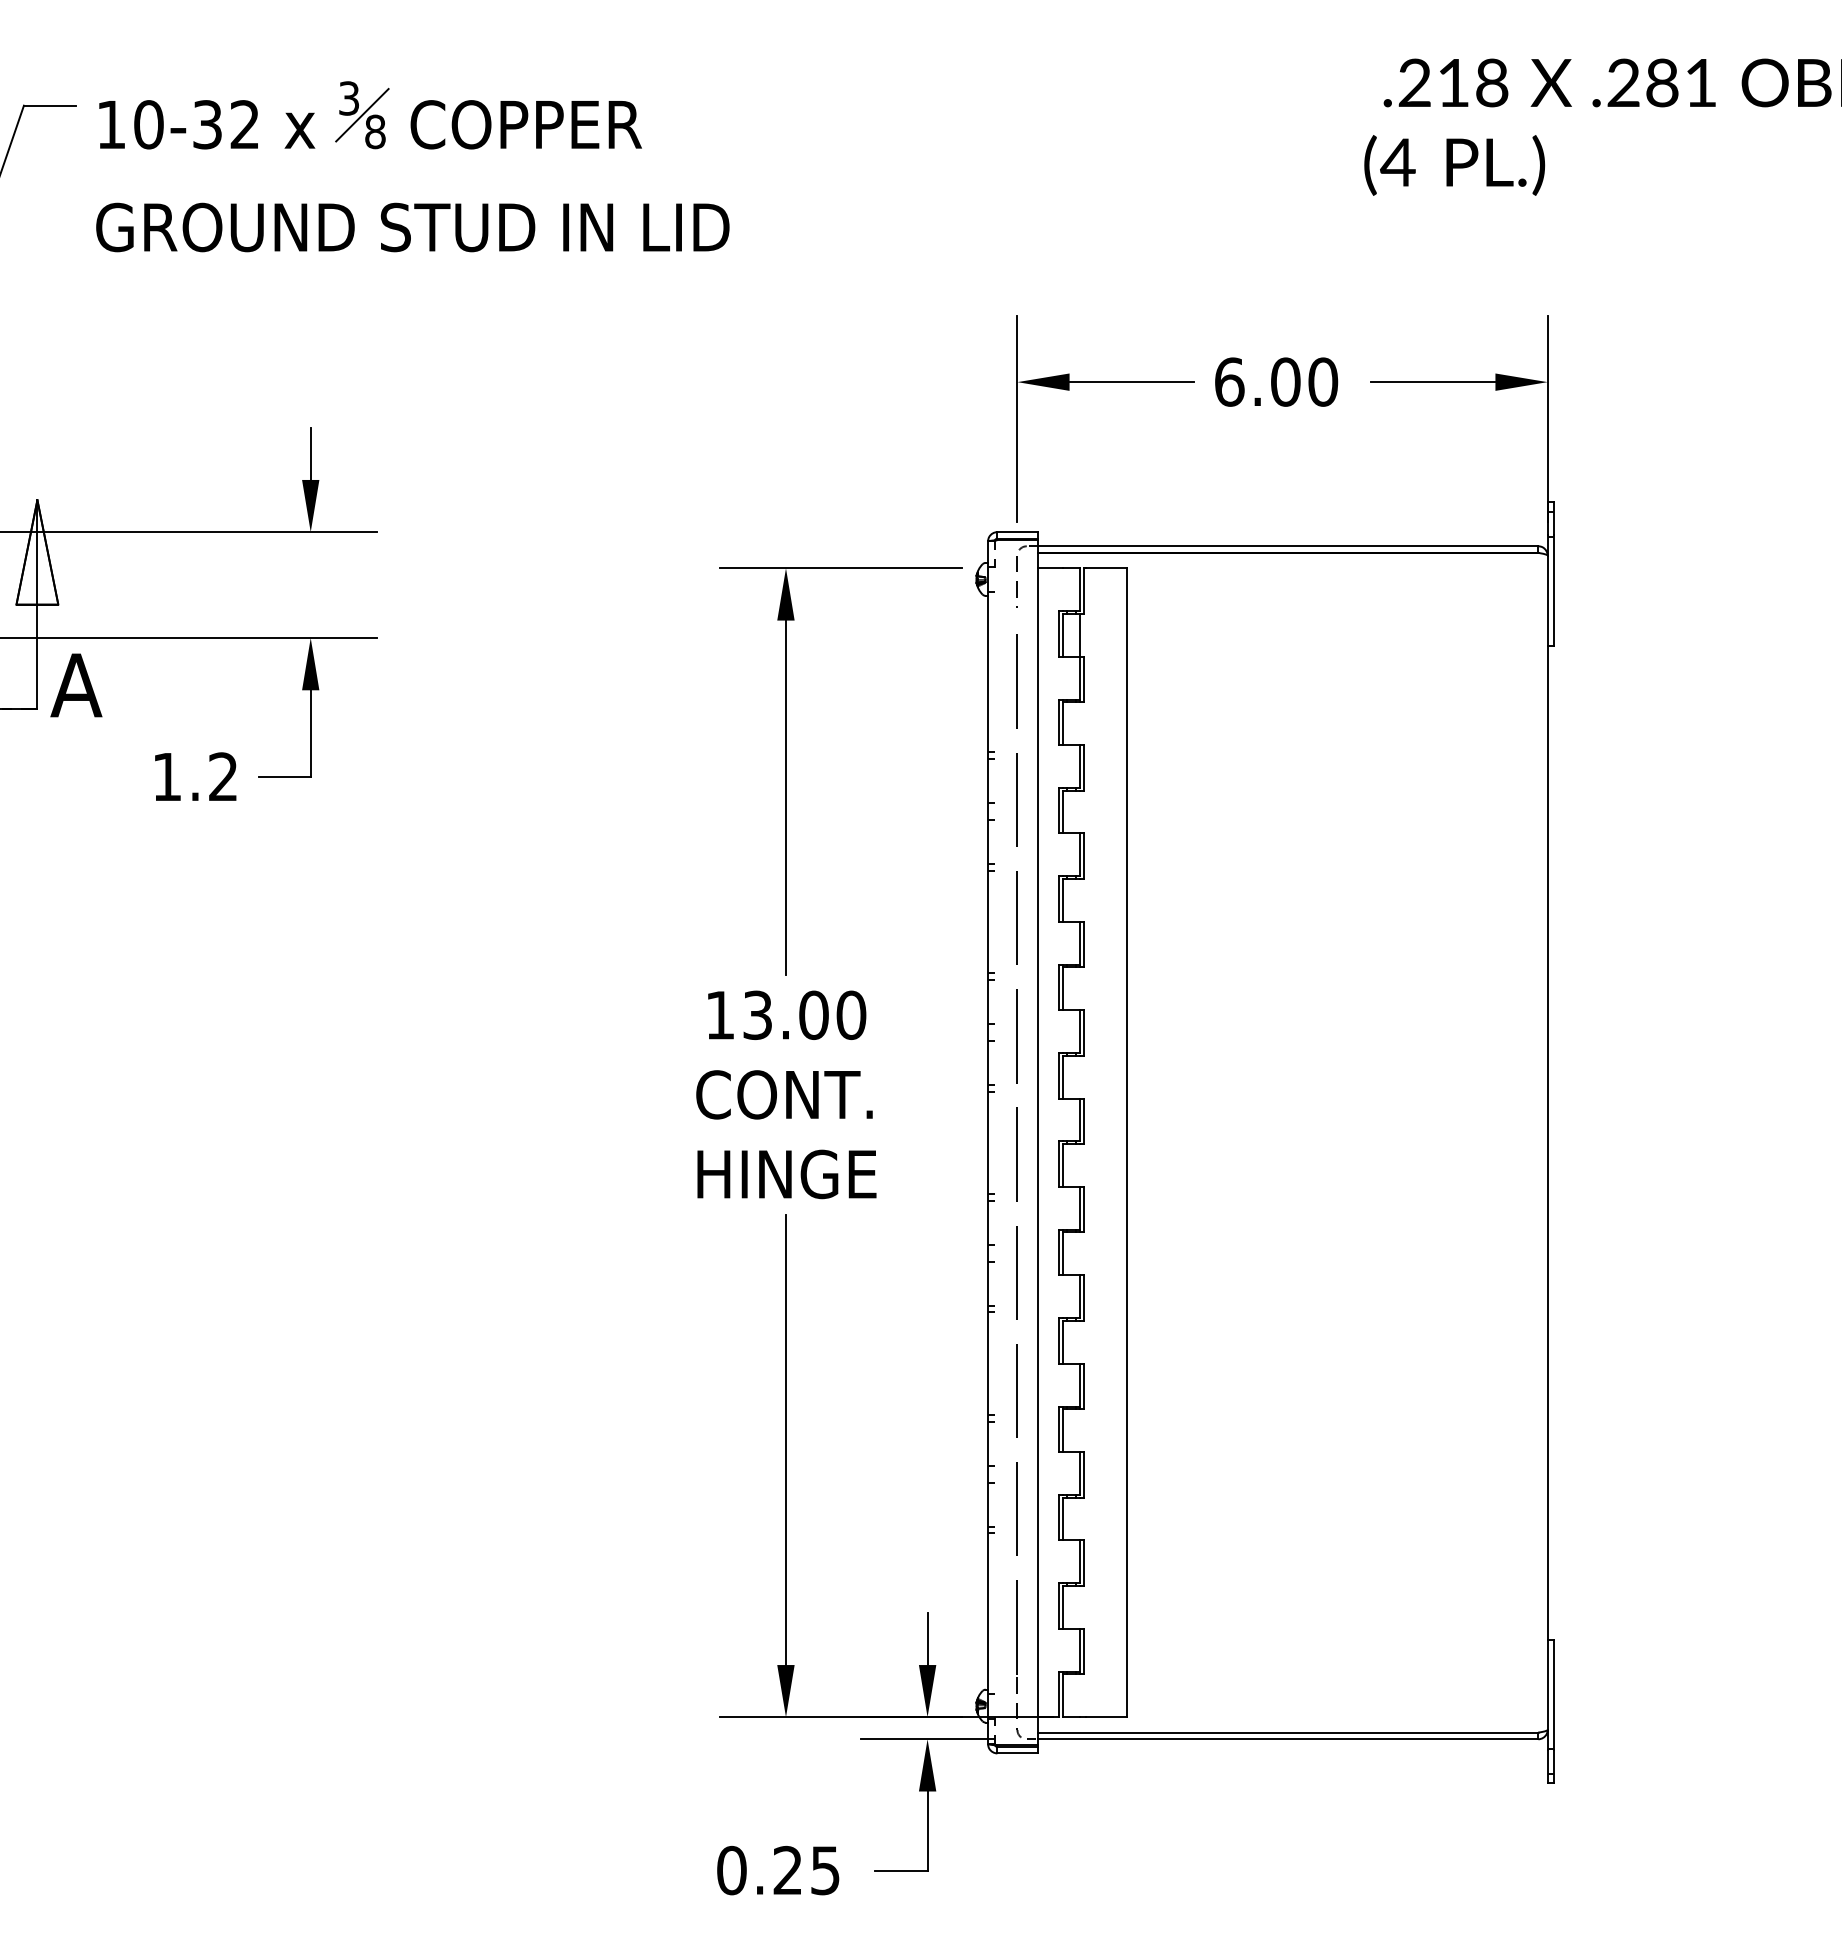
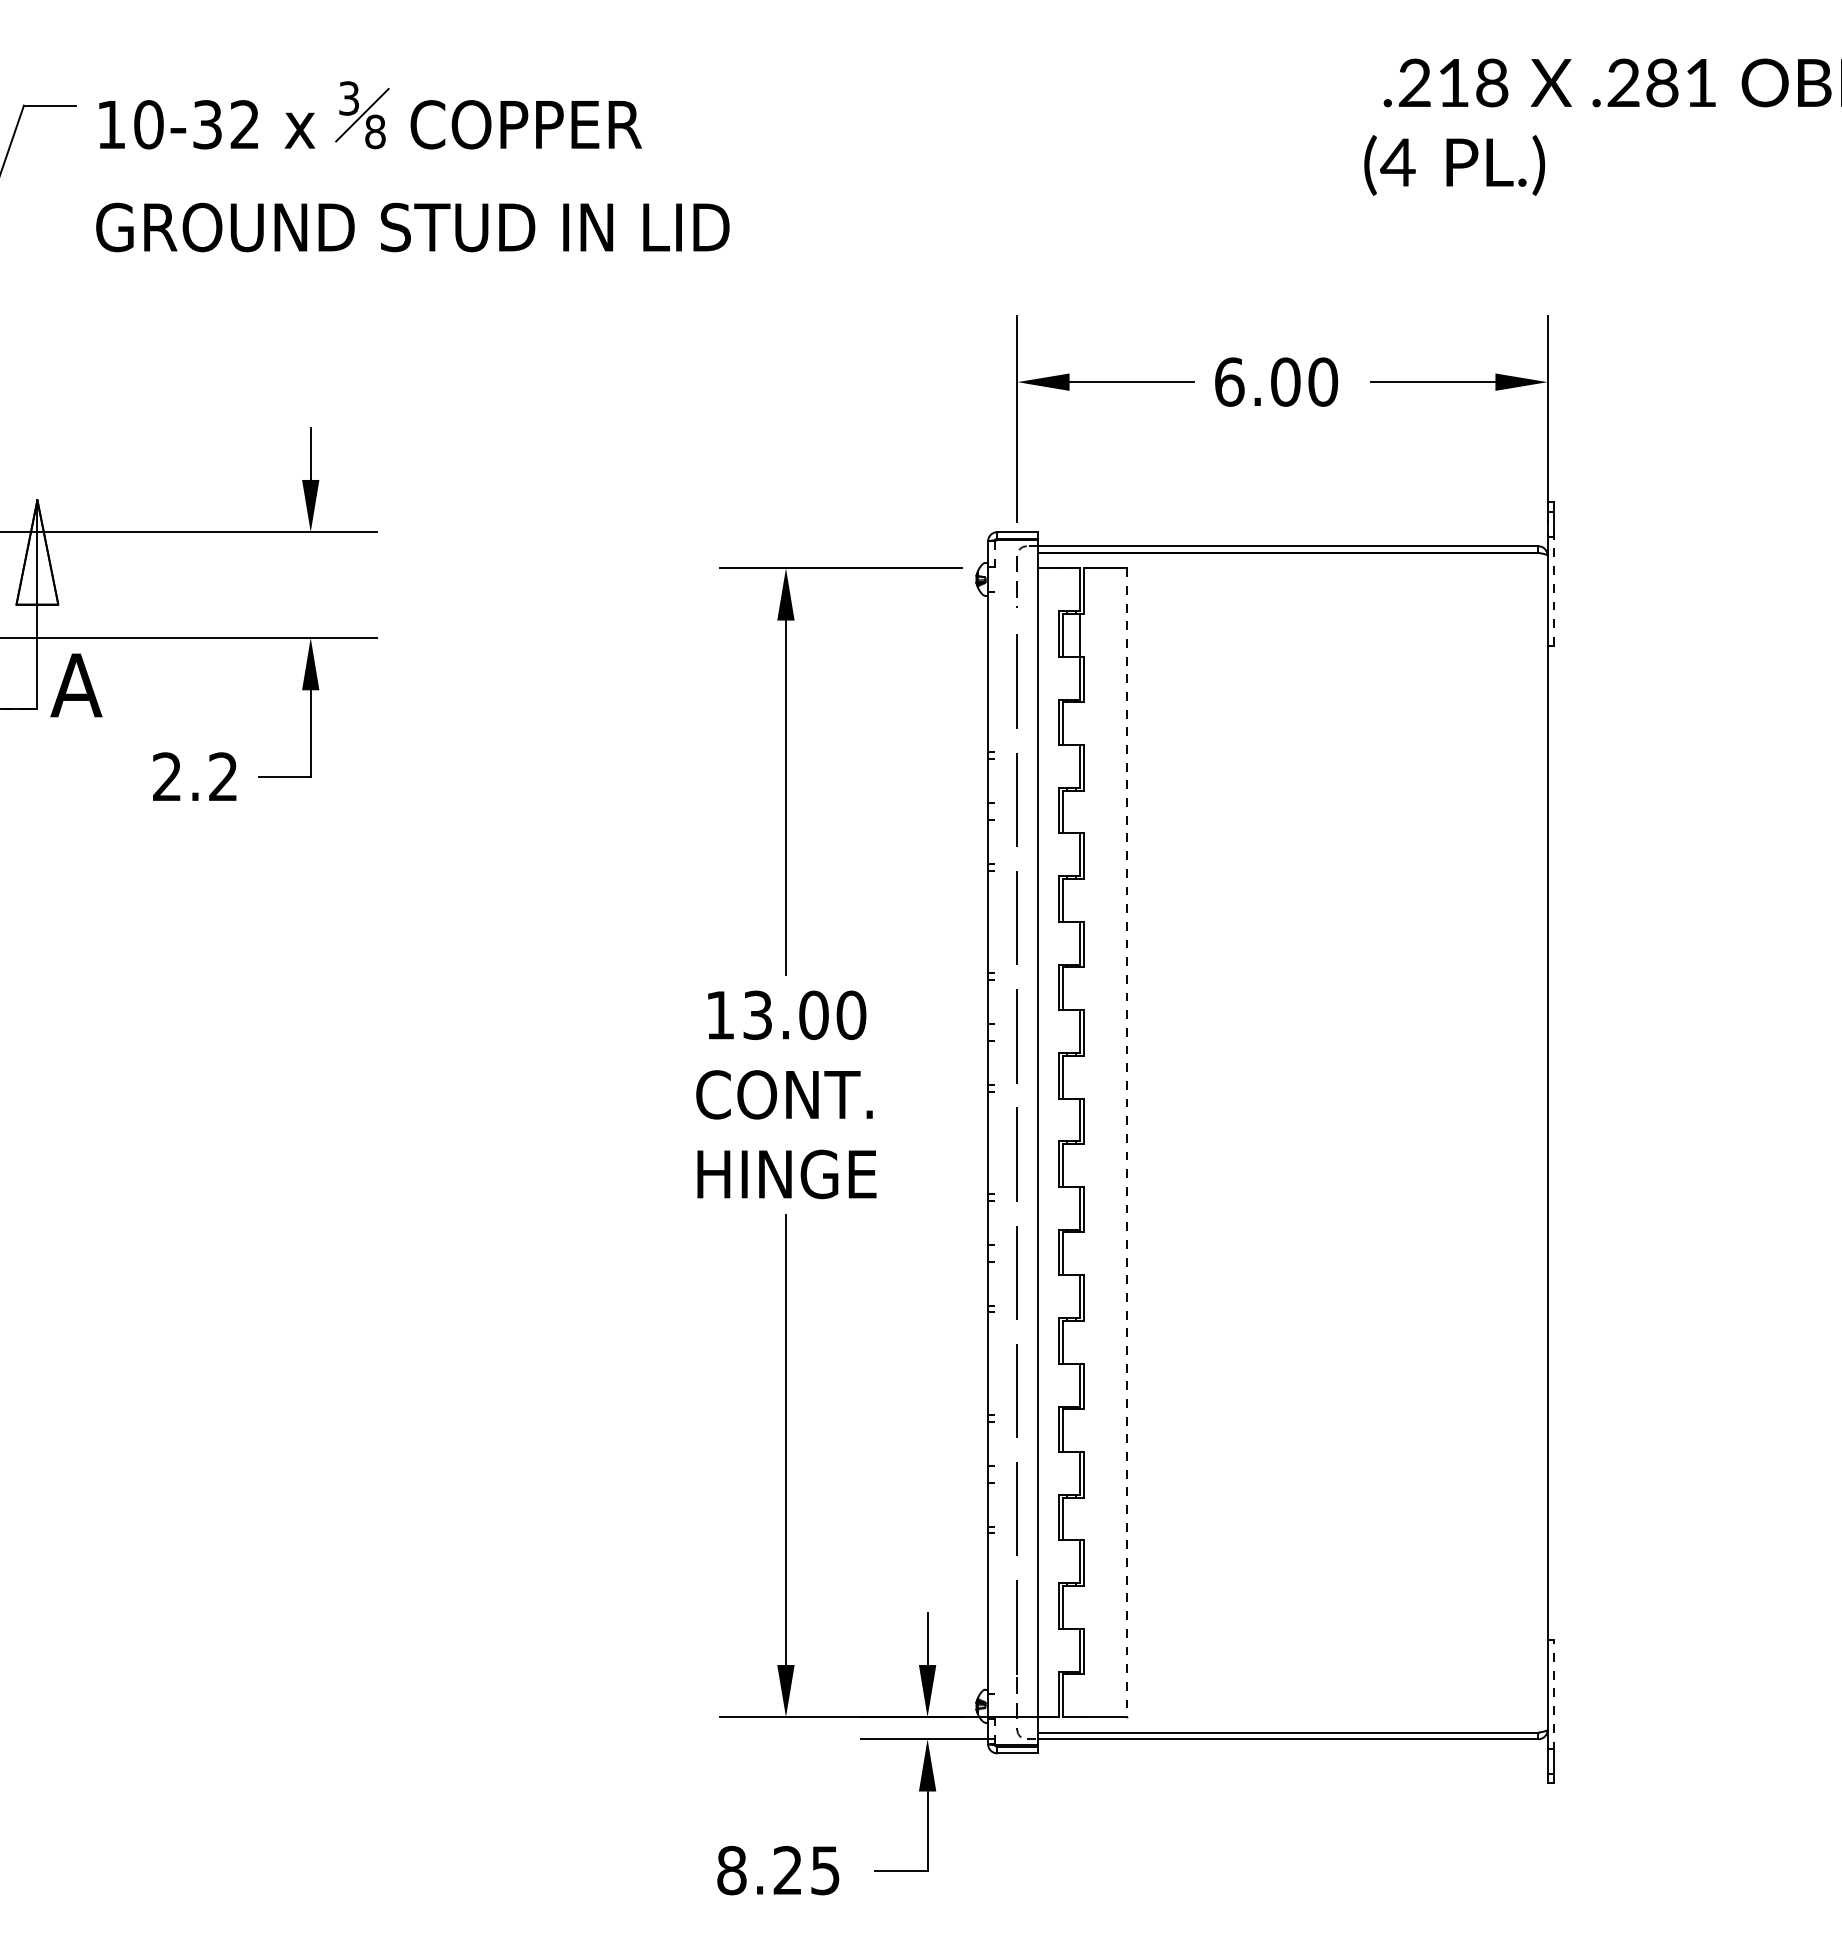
line: solid -> dashed (1554, 589)
text: 1.2 -> 2.2 (166, 776)
line: solid -> dashed (1127, 1143)
line: solid -> dashed (1554, 1694)
text: 0.25 -> 8.25 (731, 1870)
